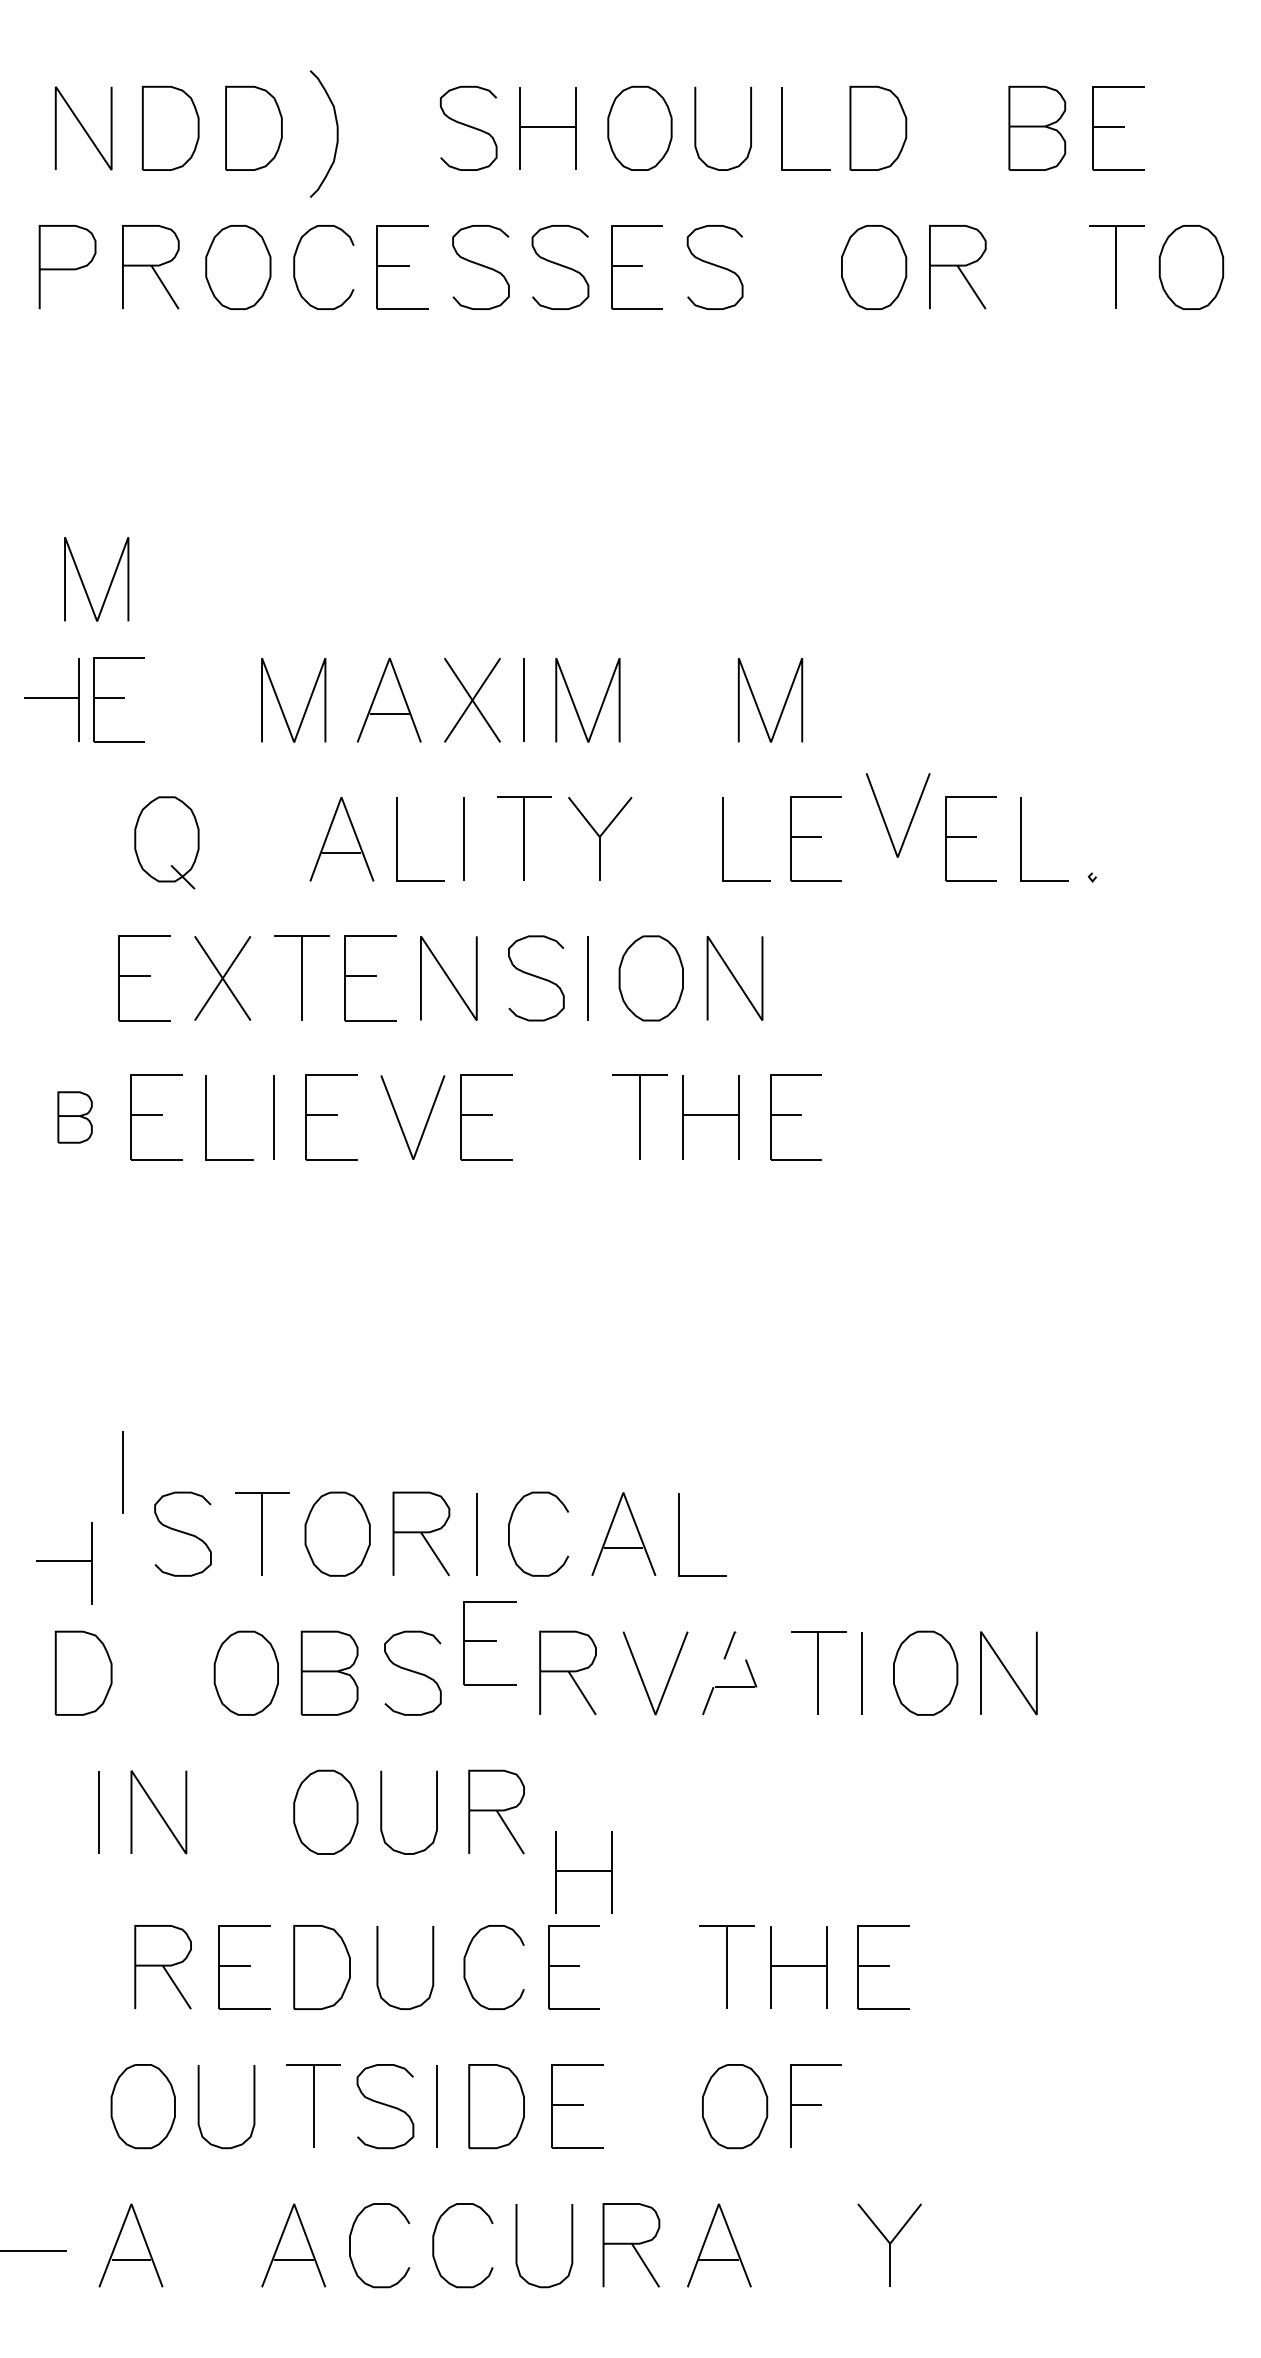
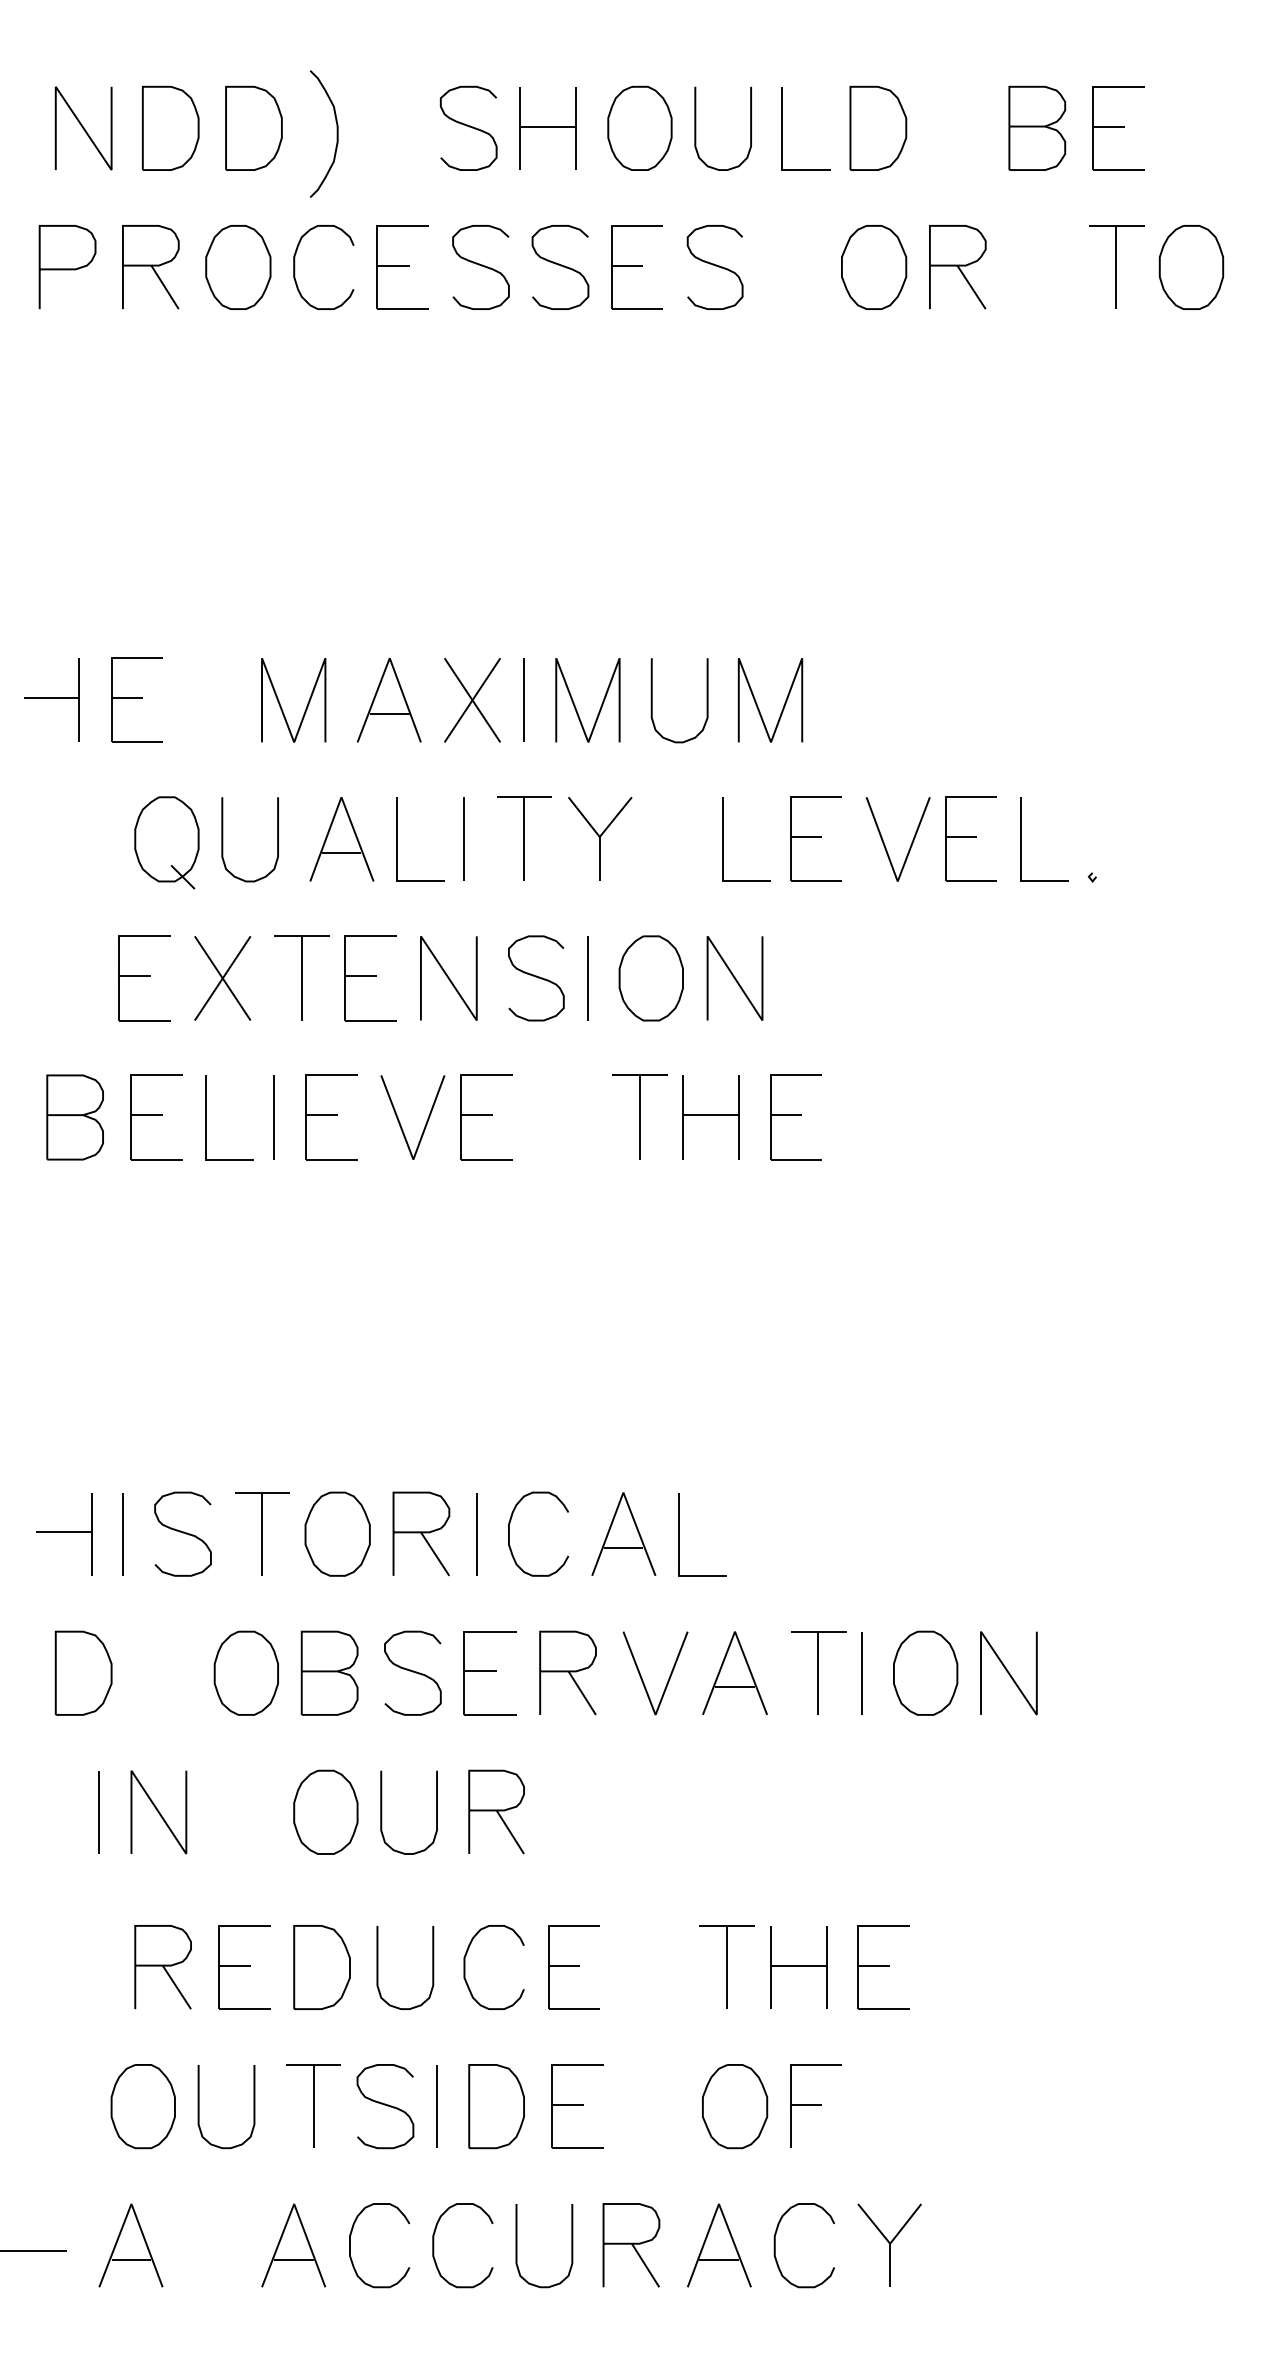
line: present -> none (84, 584)
part position: (118, 699) -> (136, 699) (136, 699)
curve: none -> present (652, 700)
line position: (884, 818) -> (884, 842) (884, 842)
curve: none -> present (223, 839)
part size: 36x53 px -> 58x87 px (74, 1117)
line position: (122, 1472) -> (122, 1534) (122, 1534)
part position: (64, 1563) -> (64, 1534) (64, 1534)
line: dashed -> solid (735, 1631)
part position: (489, 1643) -> (489, 1673) (489, 1673)
part: present -> none (583, 1872)
curve: none -> present (775, 2245)
